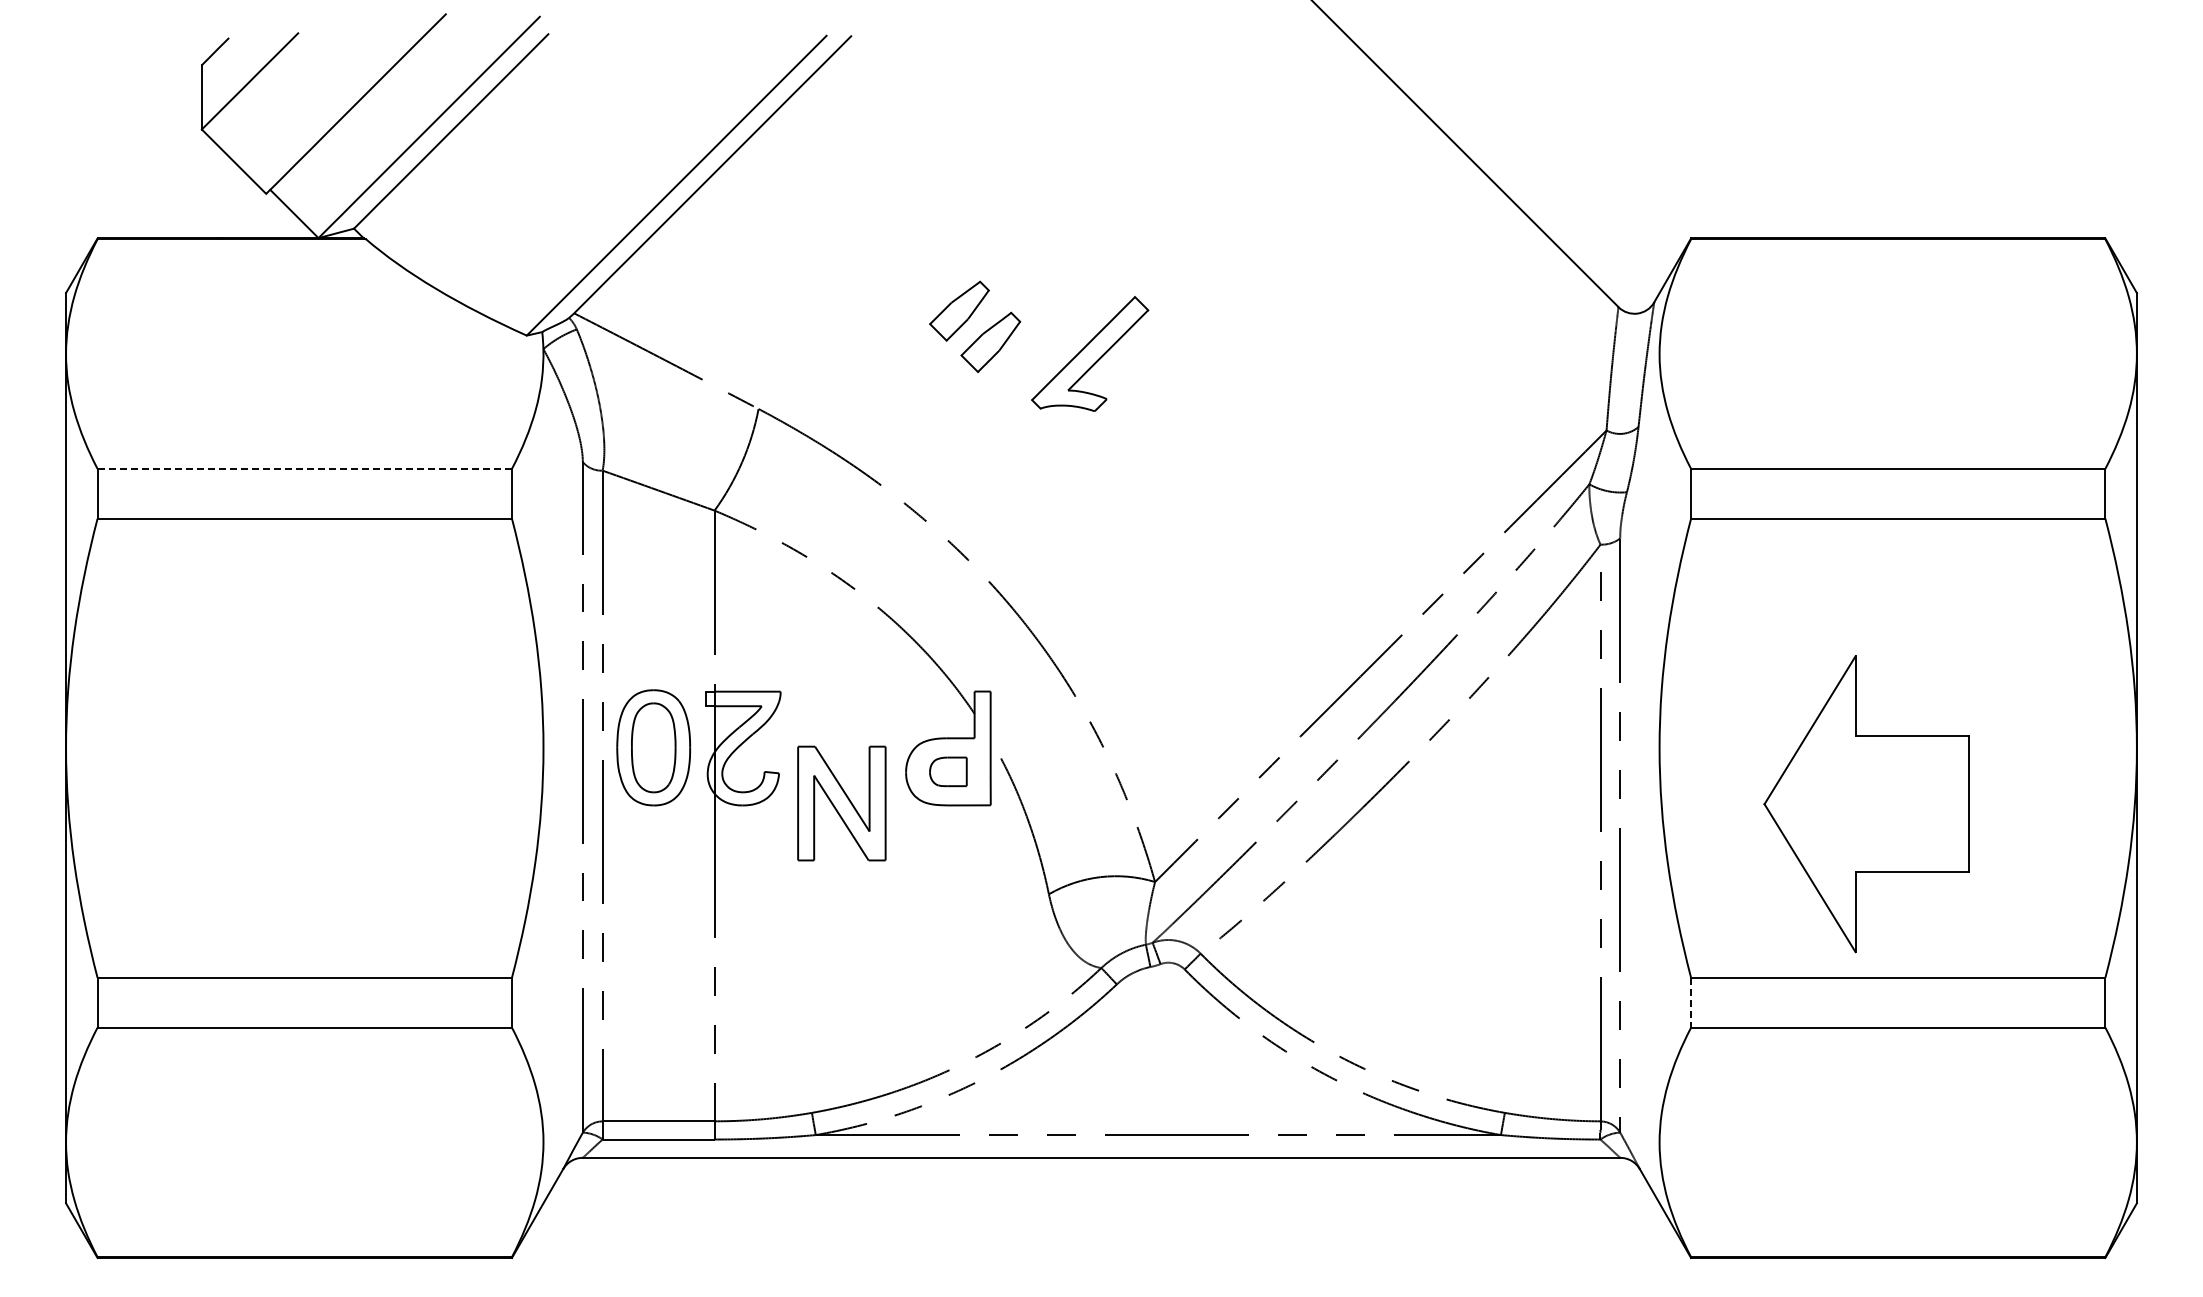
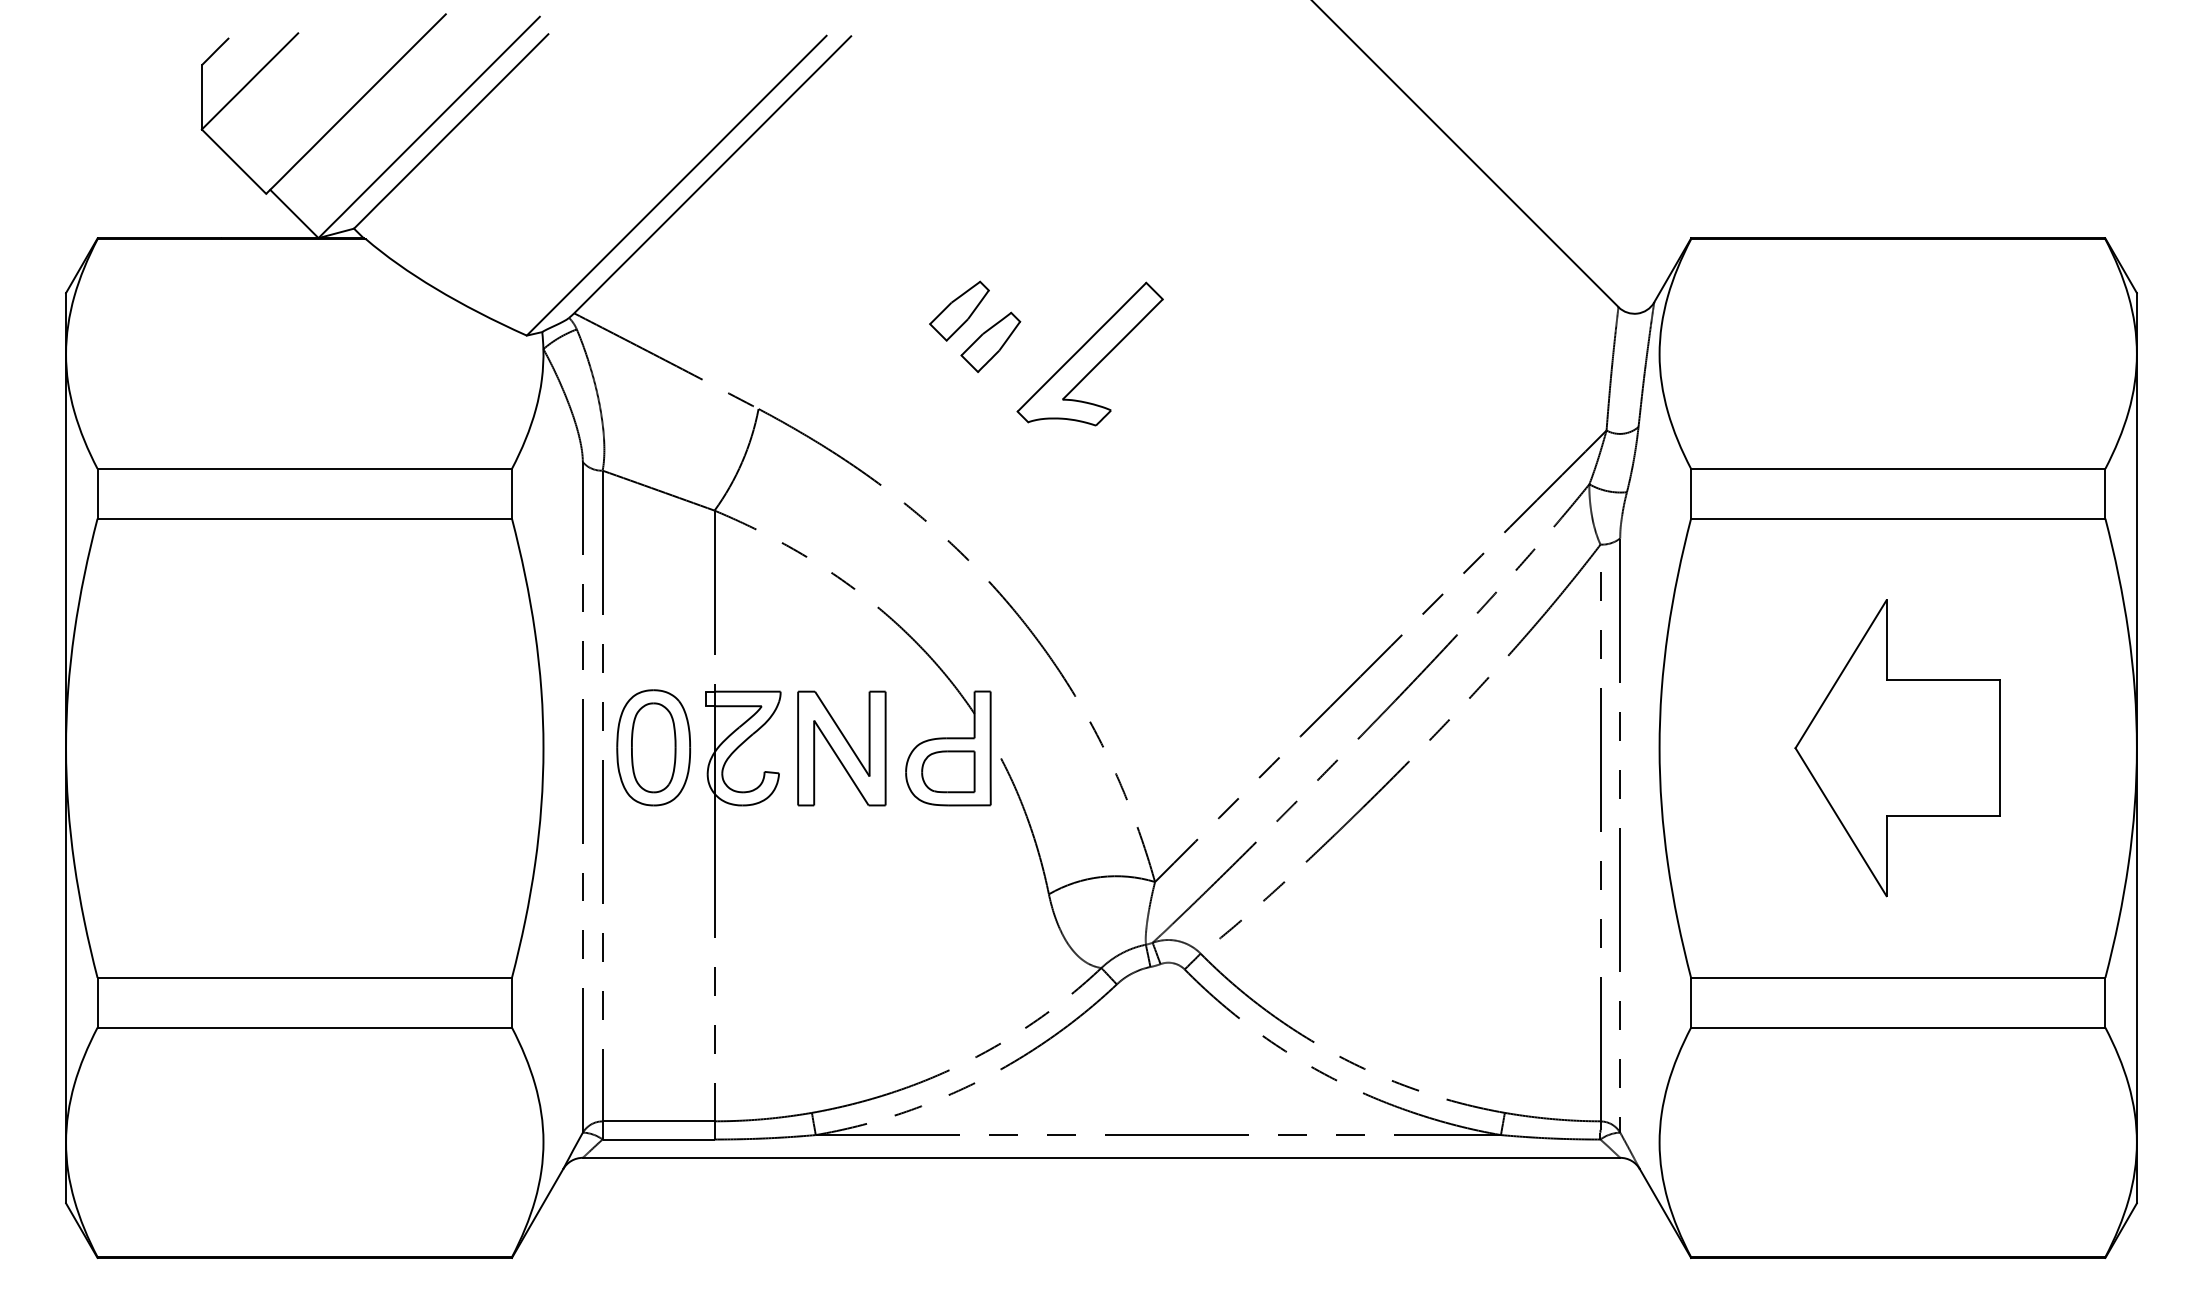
part size: 119x116 px -> 148x146 px (1089, 353)
line: dashed -> solid (304, 468)
part size: 39x32 px -> 55x44 px (948, 771)
part position: (841, 803) -> (841, 748) (841, 748)
part position: (1866, 804) -> (1897, 748) (1897, 748)
line: dashed -> solid (1691, 1002)
